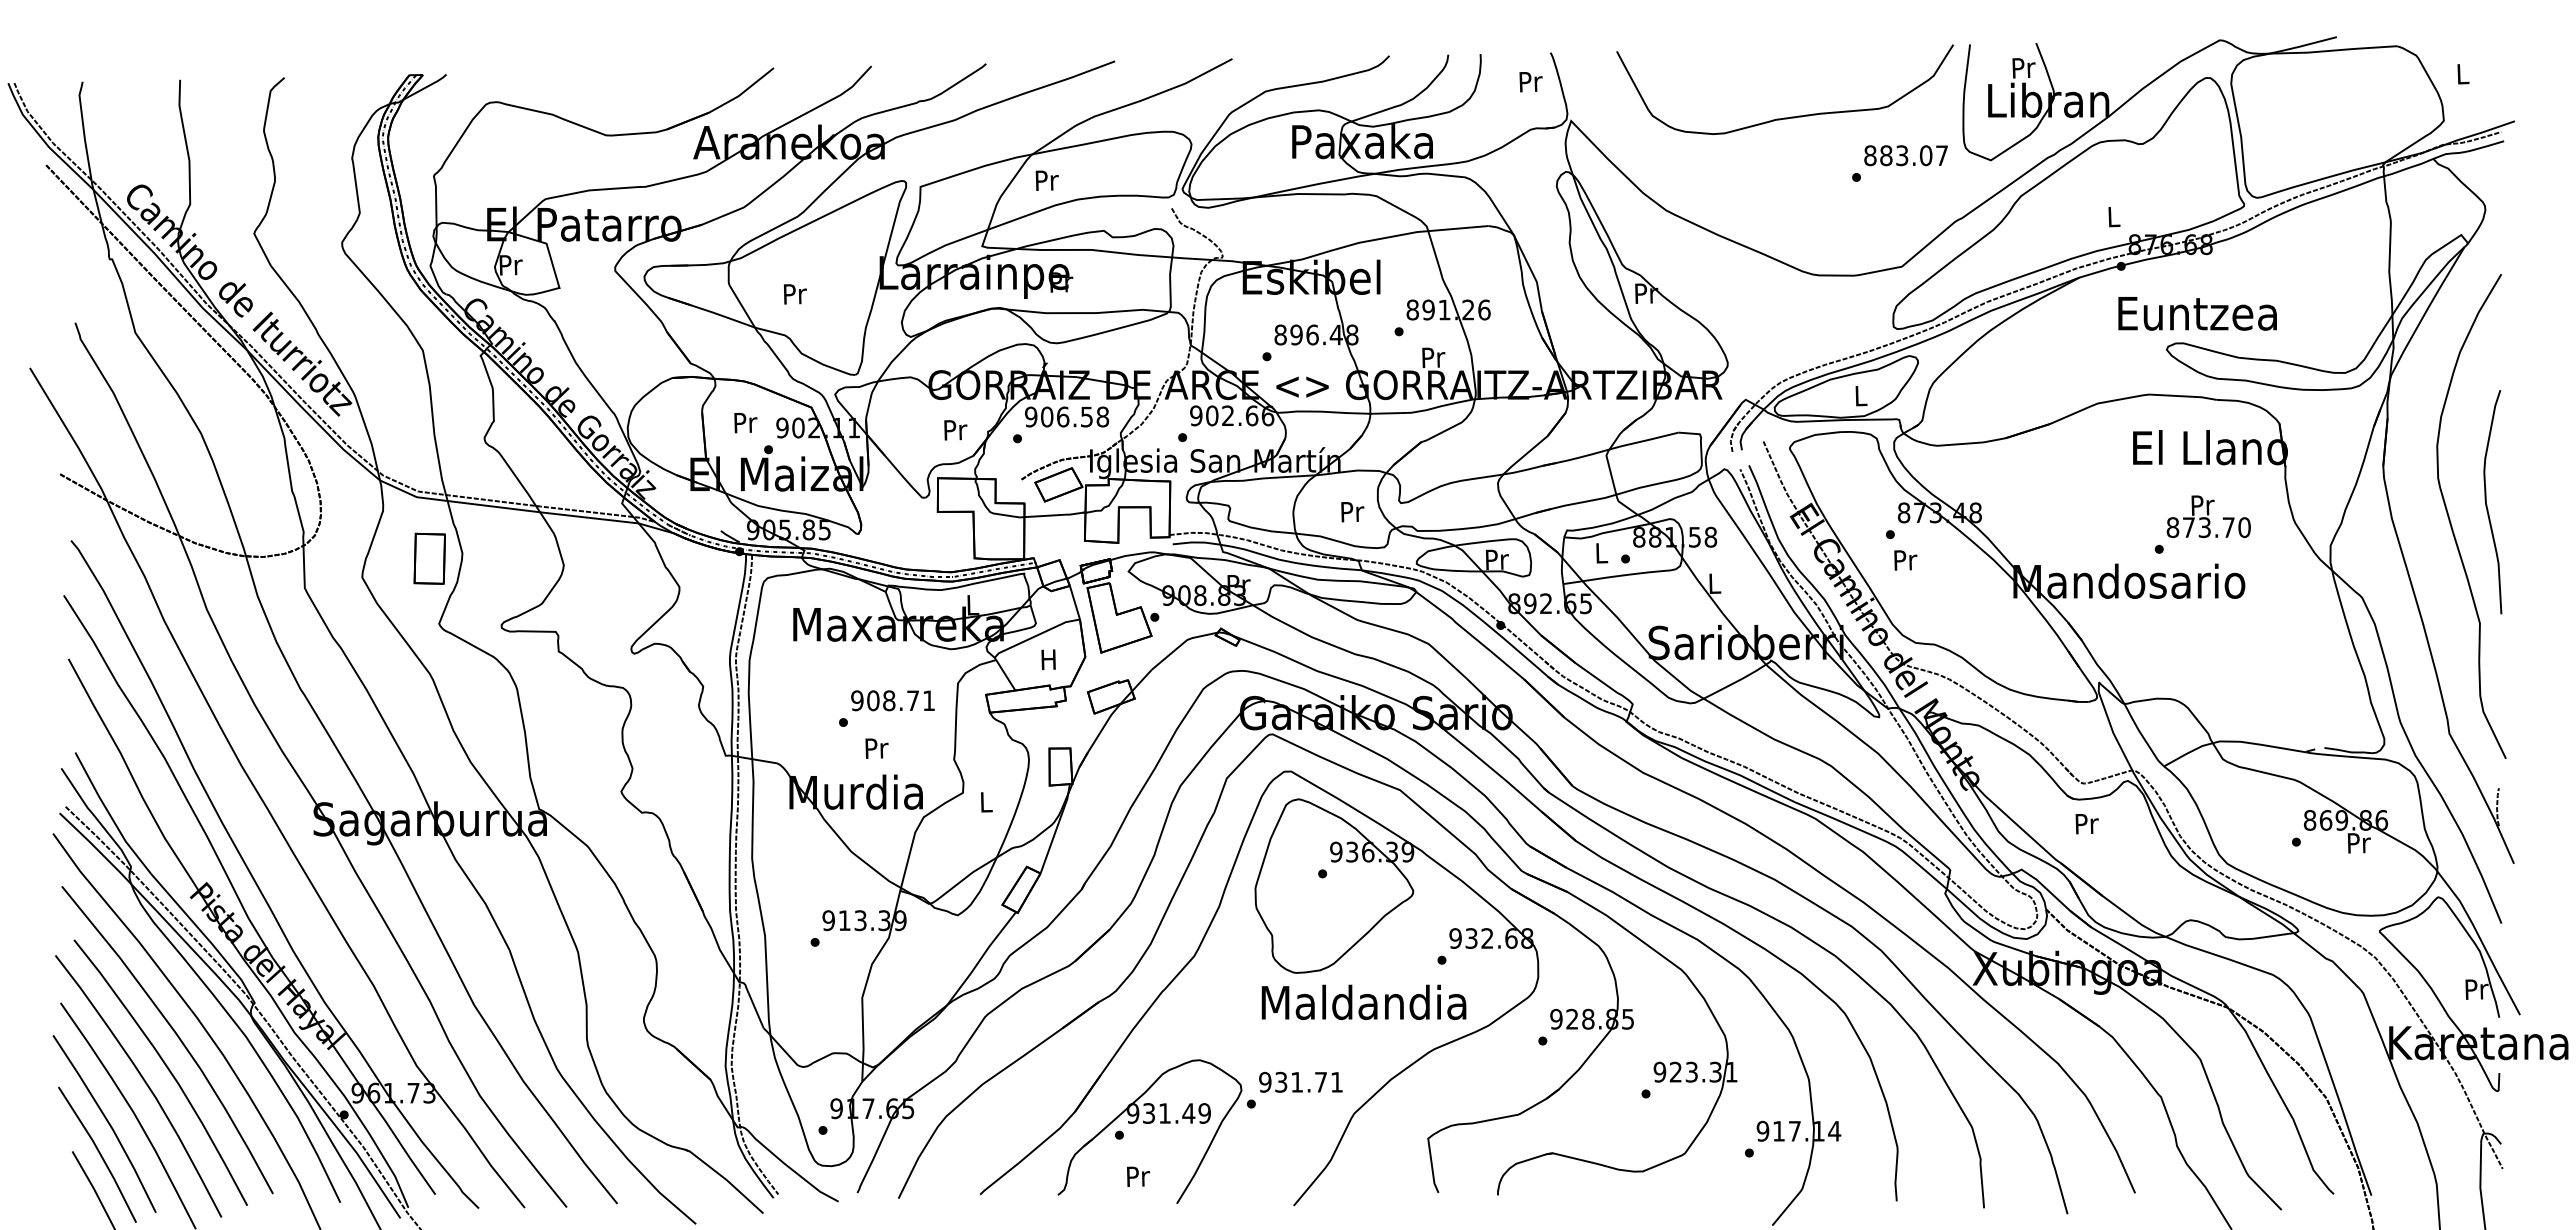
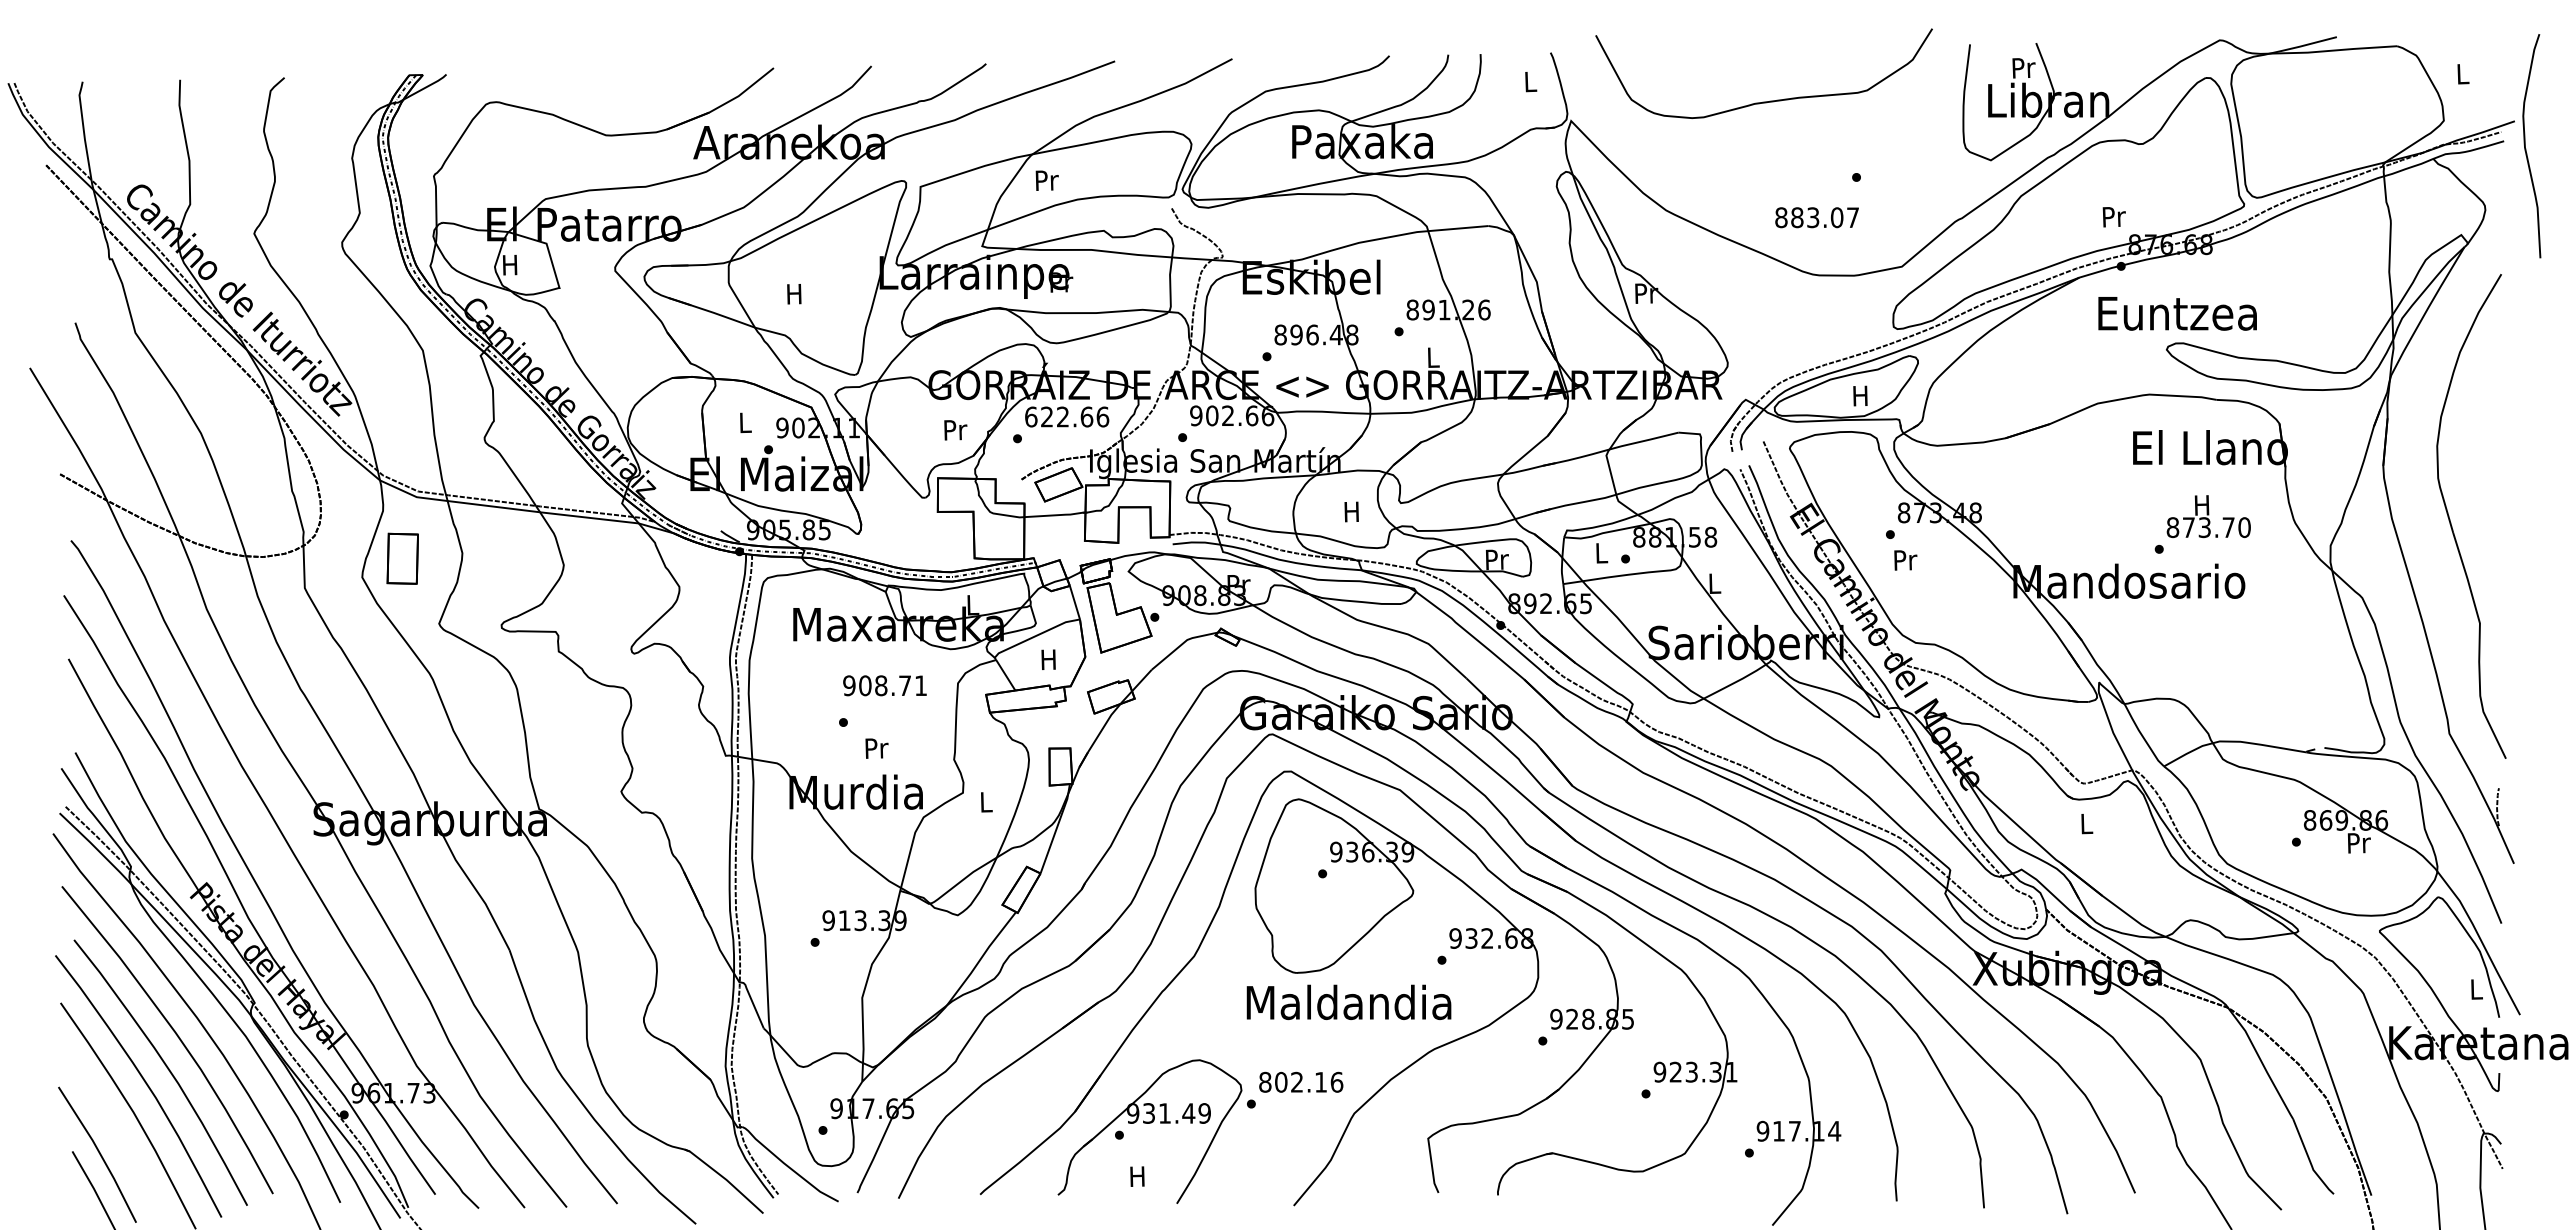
text: Pr -> L (1530, 82)
curve position: (1790, 116) -> (1769, 100) (1769, 100)
text position: (1905, 155) -> (1816, 217) (1816, 217)
text: L -> Pr (2113, 217)
text: Pr -> H (510, 264)
text: Pr -> H (794, 294)
text position: (2197, 313) -> (2177, 313) (2177, 313)
text: Pr -> L (1433, 357)
text: L -> H (1860, 395)
text: 906.58 -> 622.66 (1067, 416)
text: Pr -> L (745, 422)
curve position: (2487, 504) -> (2526, 148) (2526, 148)
text: Pr -> H (2202, 505)
text: Pr -> H (1352, 511)
part position: (429, 558) -> (402, 558) (402, 558)
text position: (892, 700) -> (884, 685) (884, 685)
text: Pr -> L (2086, 824)
text: Pr -> L (2476, 989)
text position: (1363, 1001) -> (1348, 1001) (1348, 1001)
text: 931.71 -> 802.16 (1301, 1081)
line: present -> none (106, 1121)
text: Pr -> H (1138, 1176)
